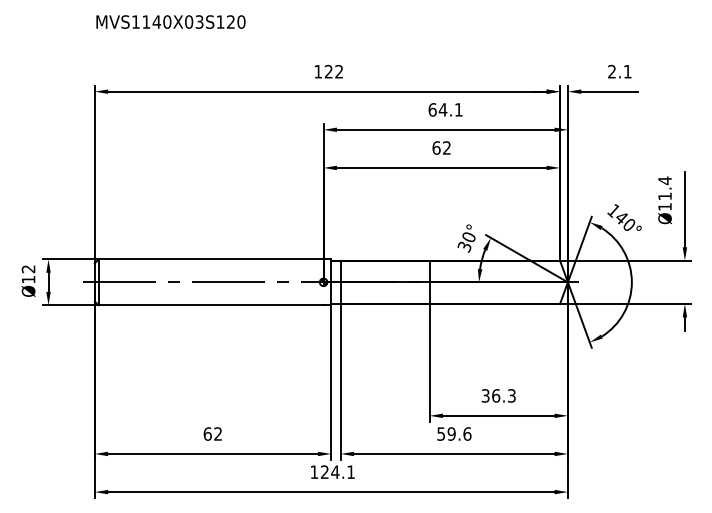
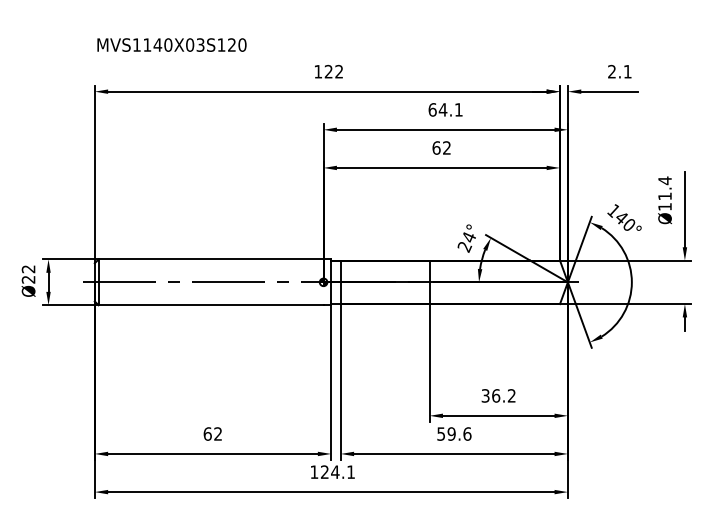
text position: (170, 21) -> (171, 44) (171, 44)
text: 30° -> 24° (466, 242)
text: Ø12 -> Ø22 (28, 279)
text: 36.3 -> 36.2 (511, 395)
